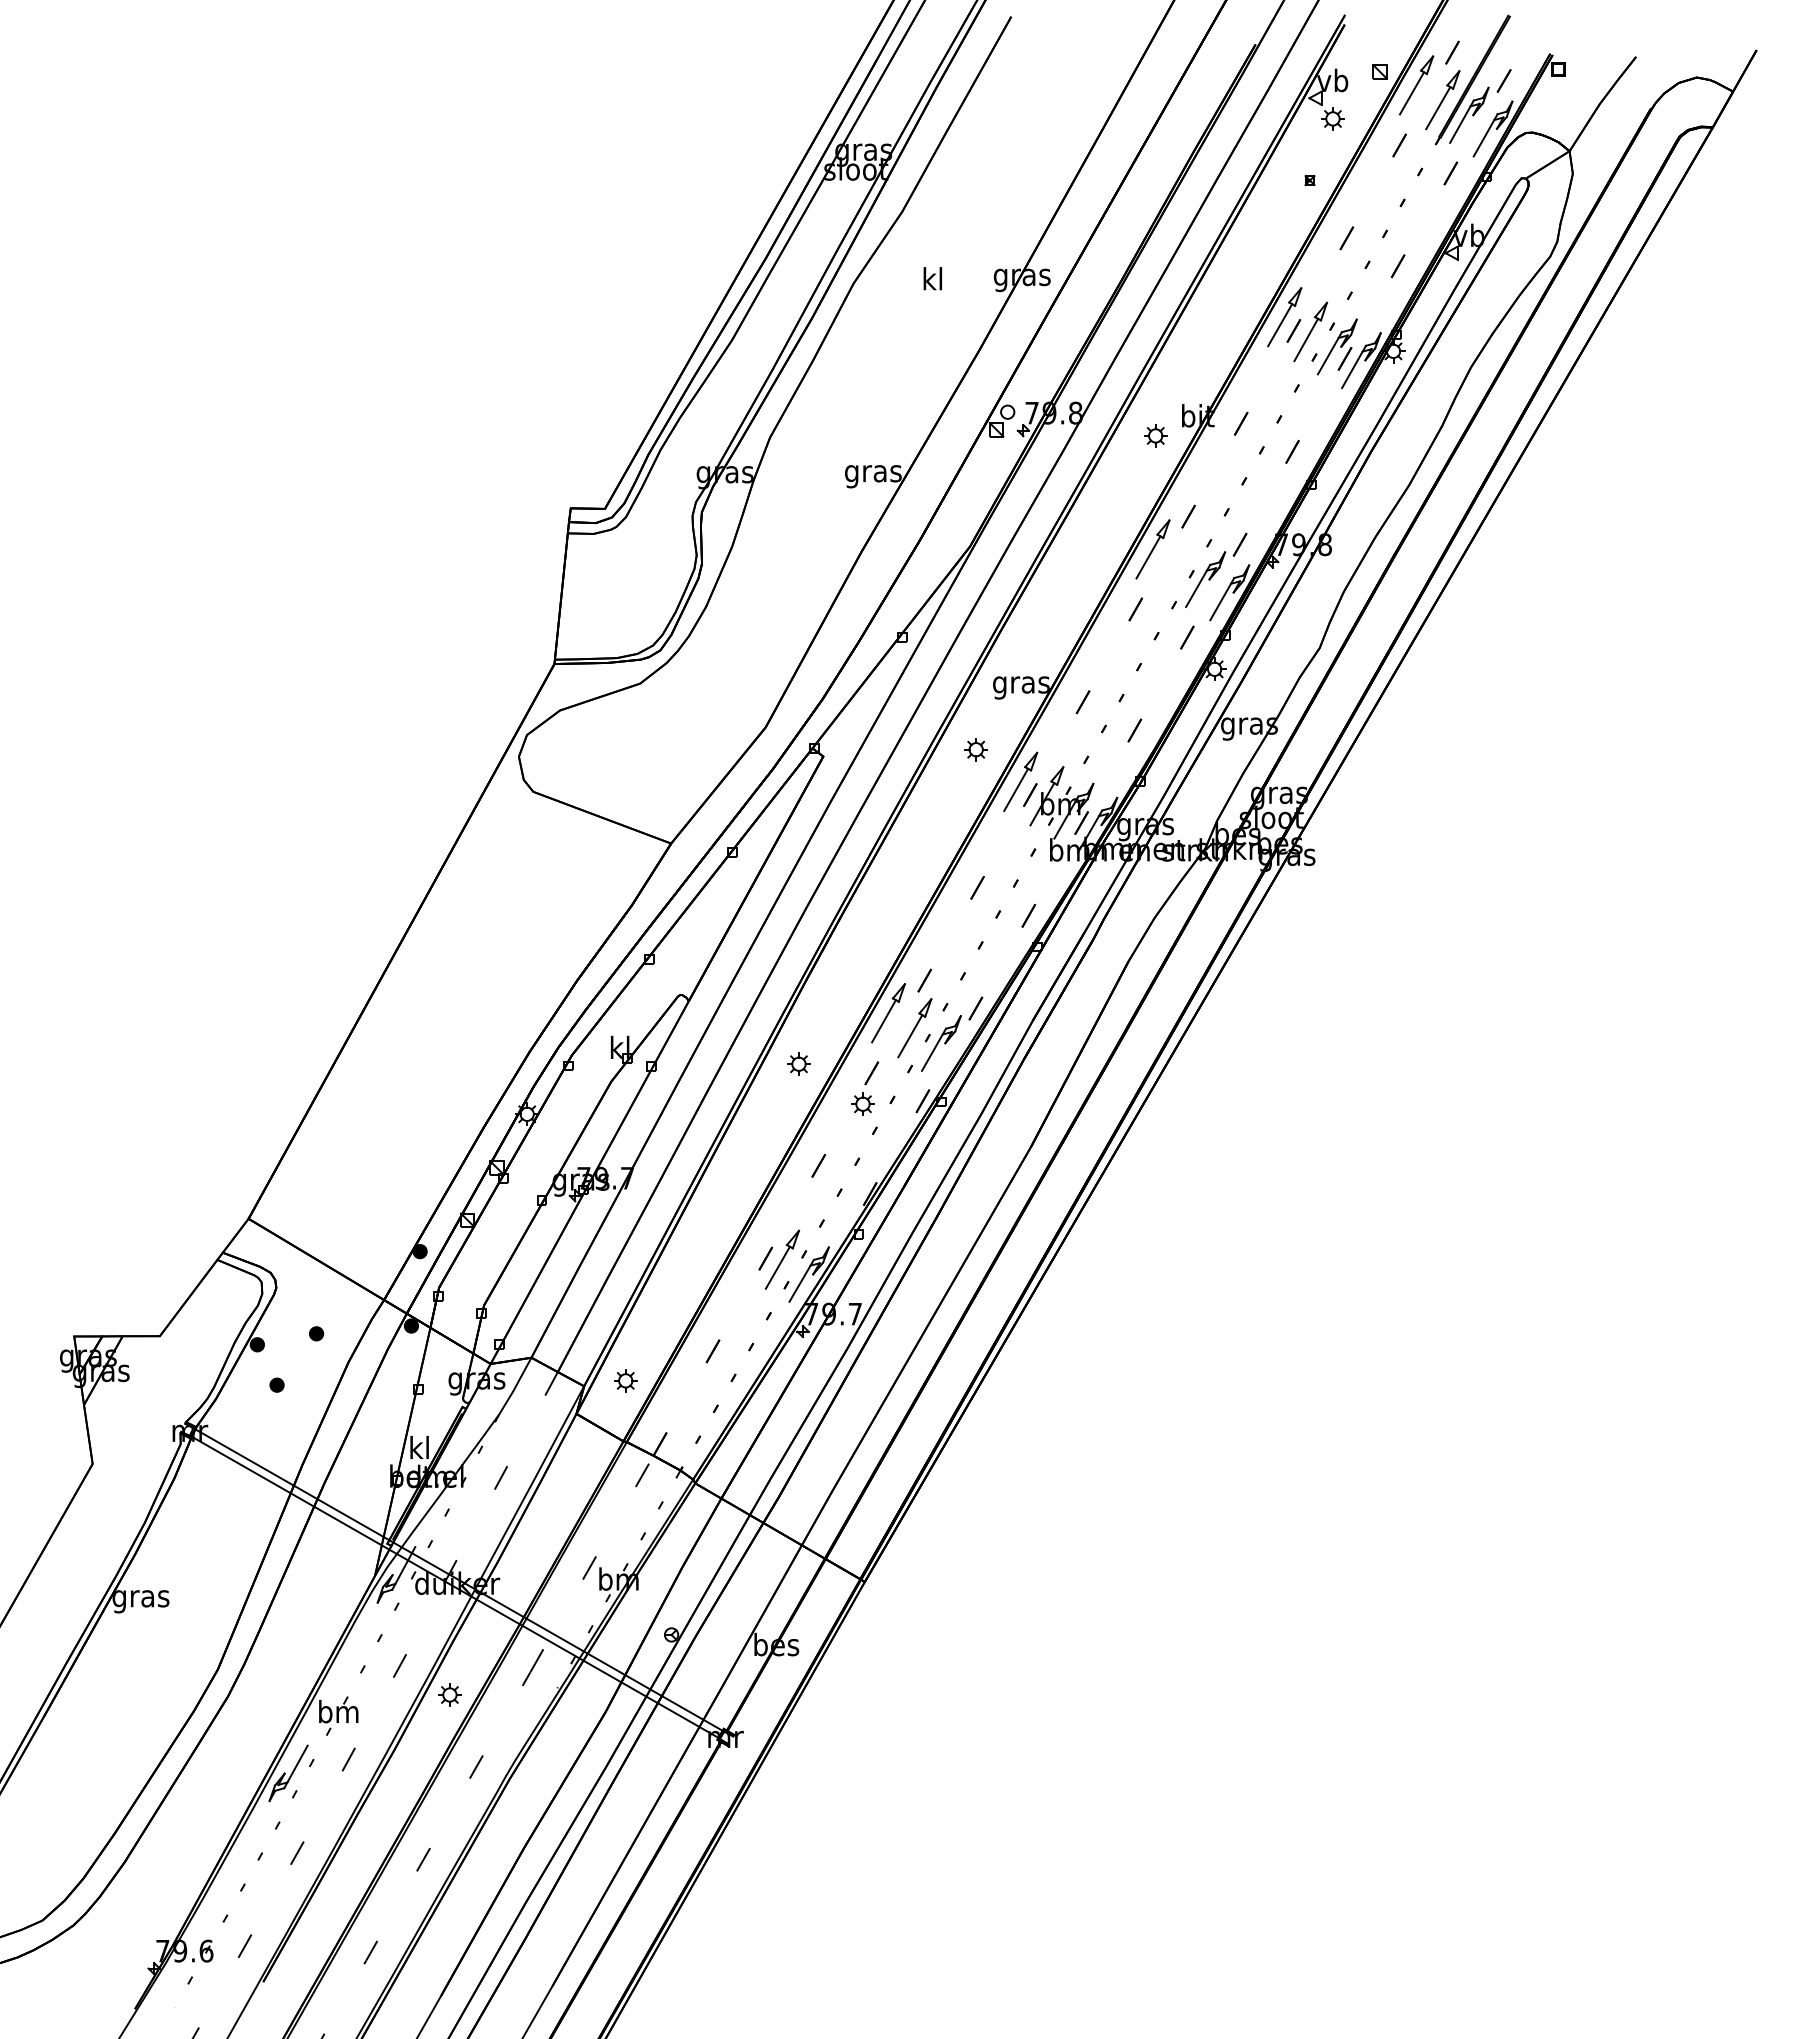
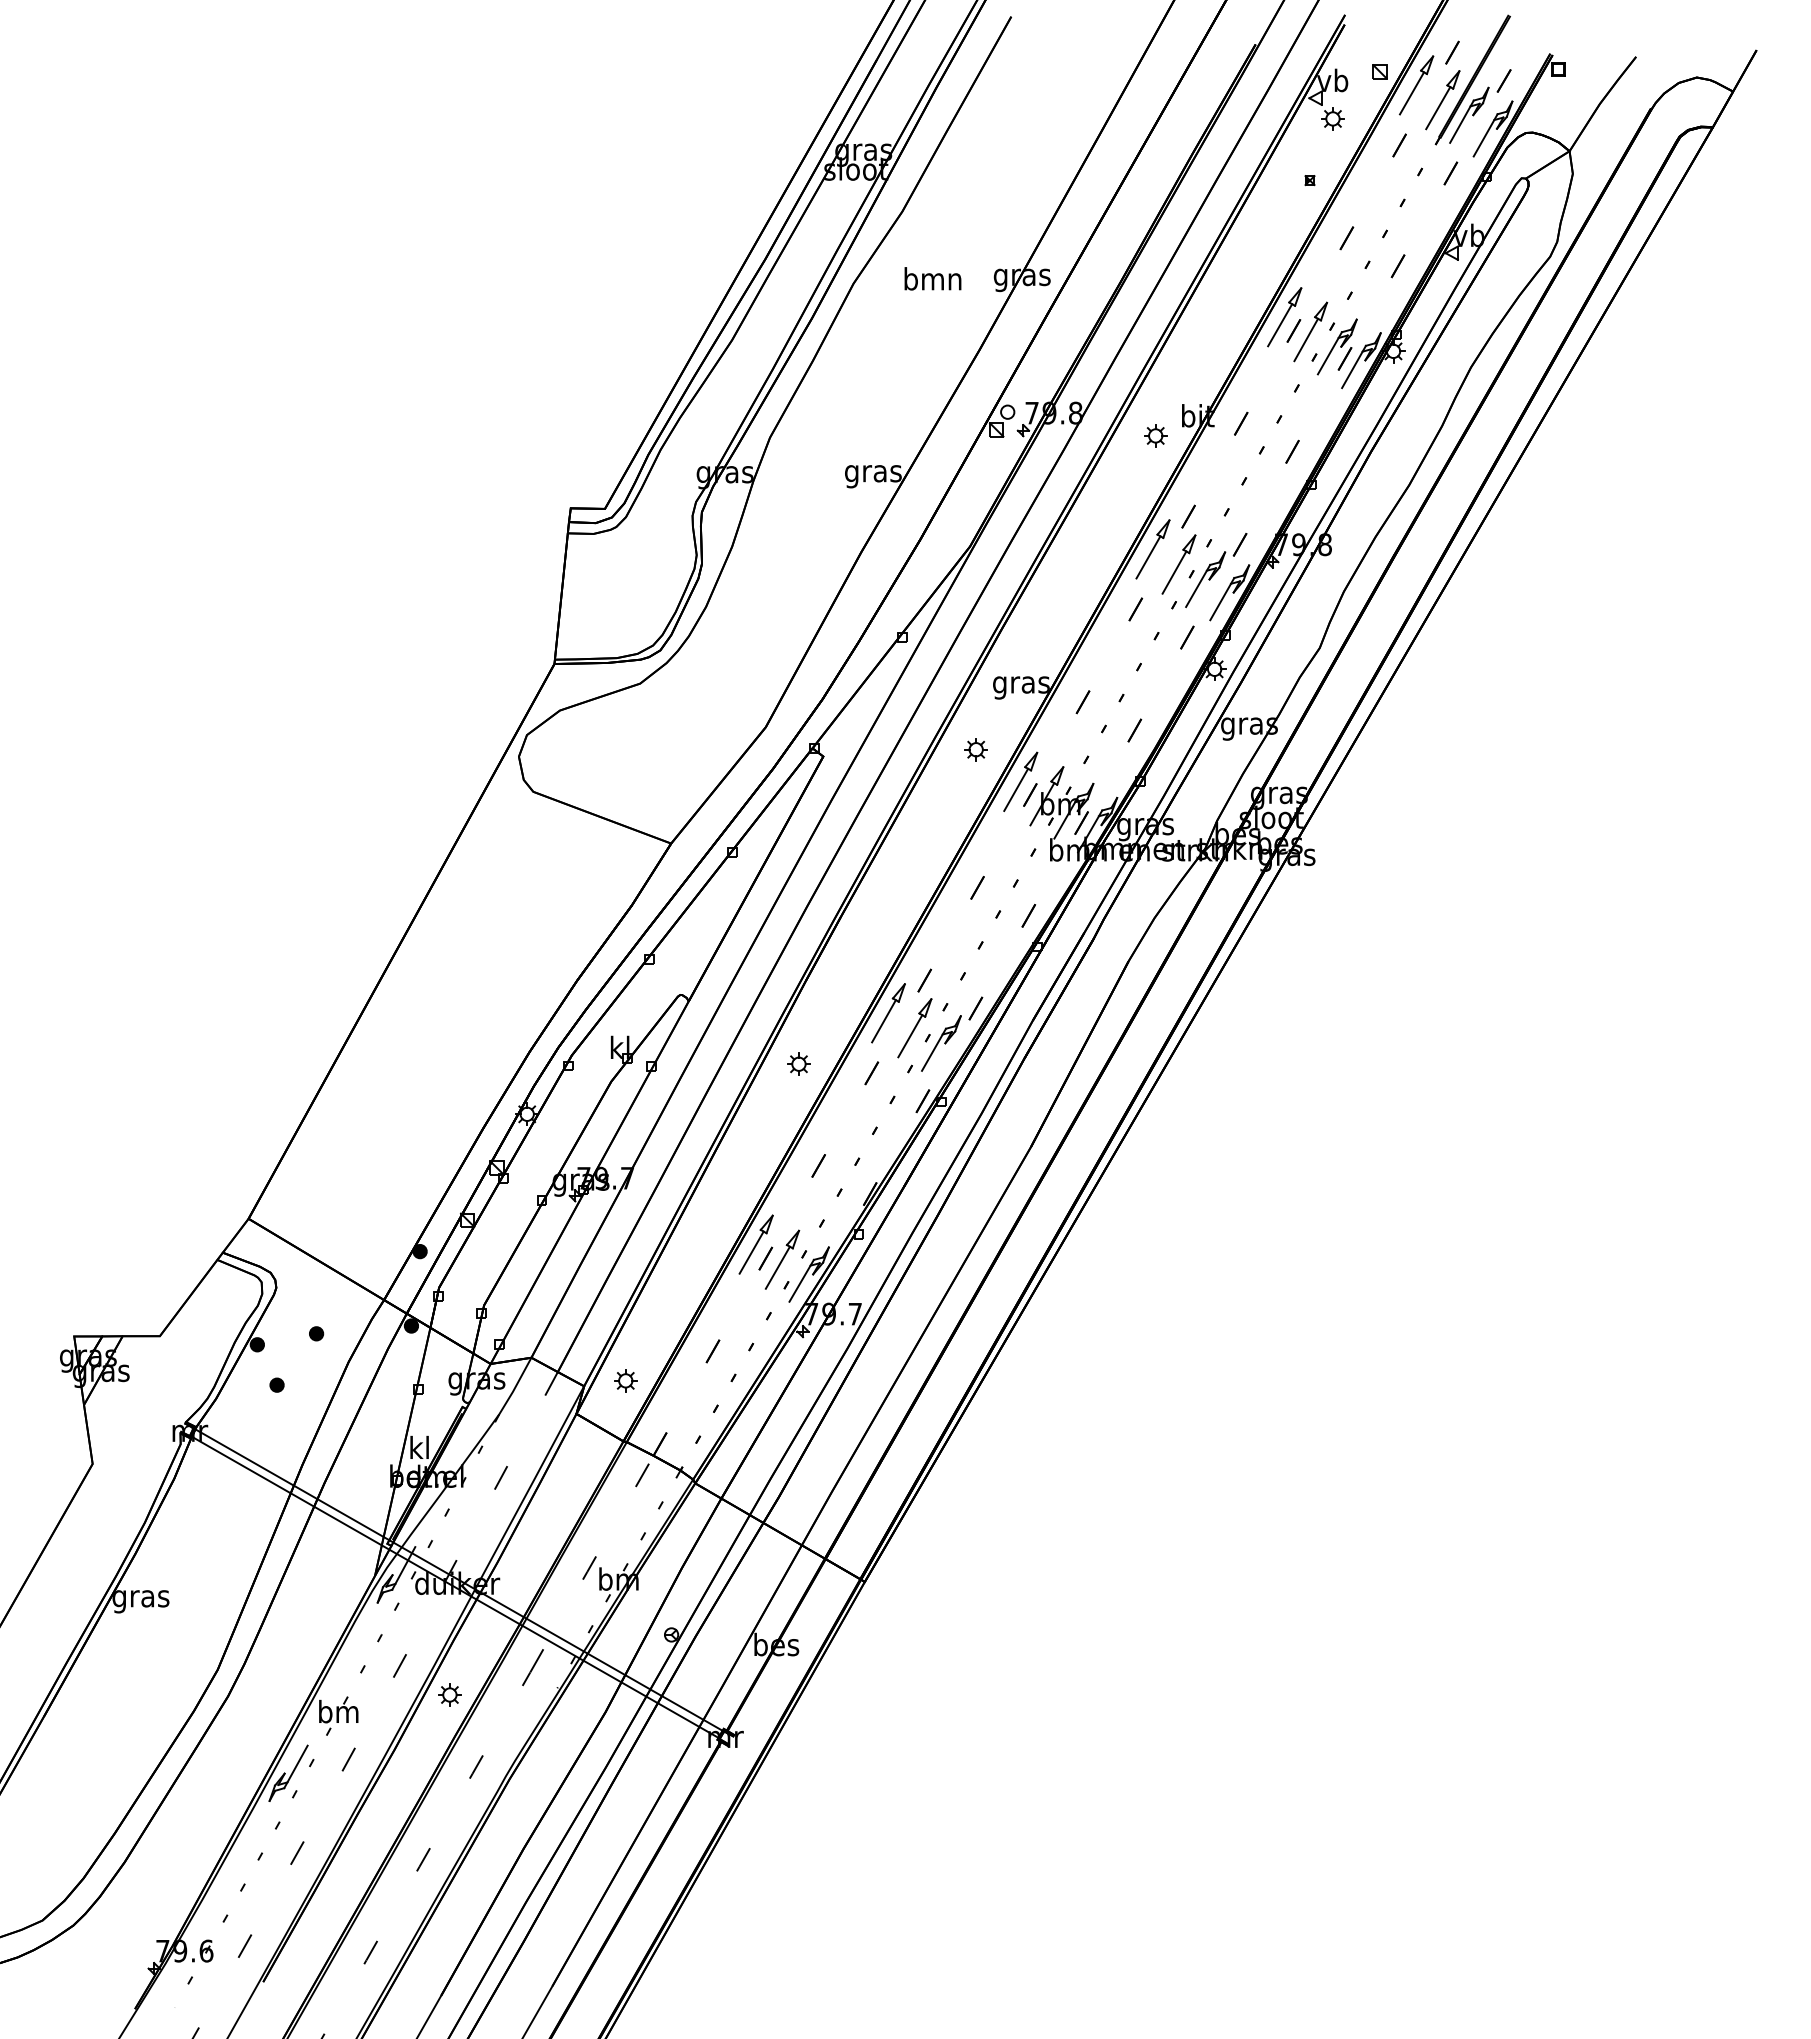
text: kl -> bmn (932, 278)
part: none -> present (1178, 564)
part: present -> none (862, 1103)
part: none -> present (755, 1244)
